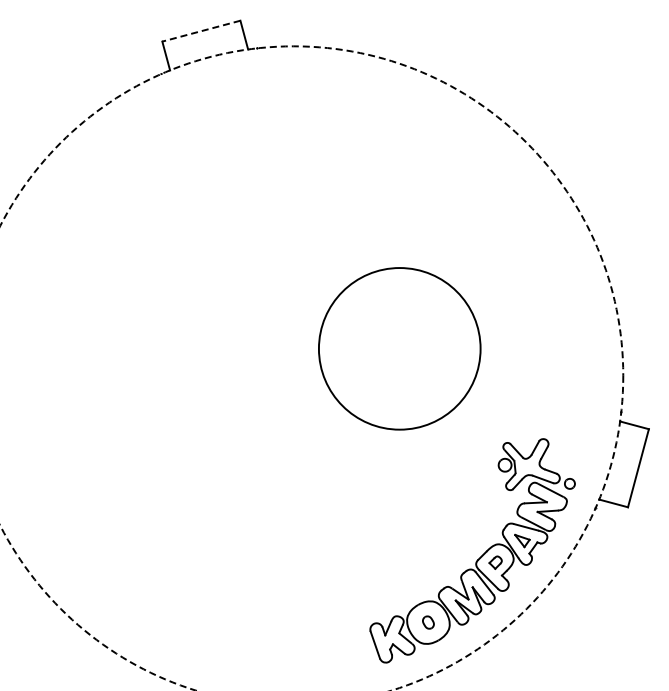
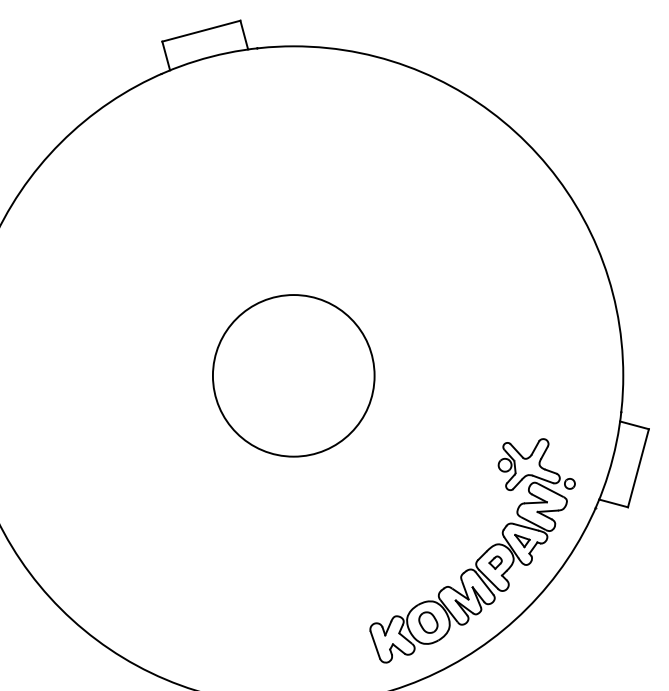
line: dashed -> solid (200, 31)
circle position: (399, 348) -> (293, 375) (293, 375)
circle: dashed -> solid (311, 368)
part size: 13x15 px -> 21x23 px (428, 622)
